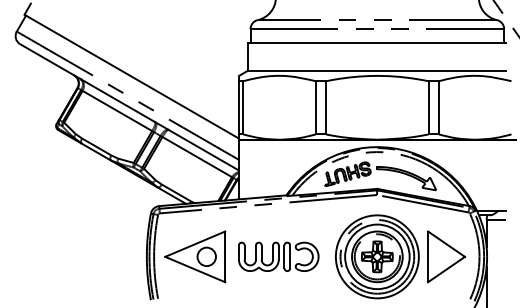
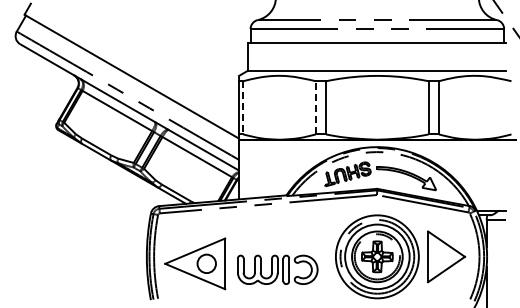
line: solid -> dashed (243, 107)
line: solid -> dashed (315, 107)
part position: (195, 256) -> (195, 263) (195, 263)
part position: (278, 256) -> (277, 269) (277, 269)
